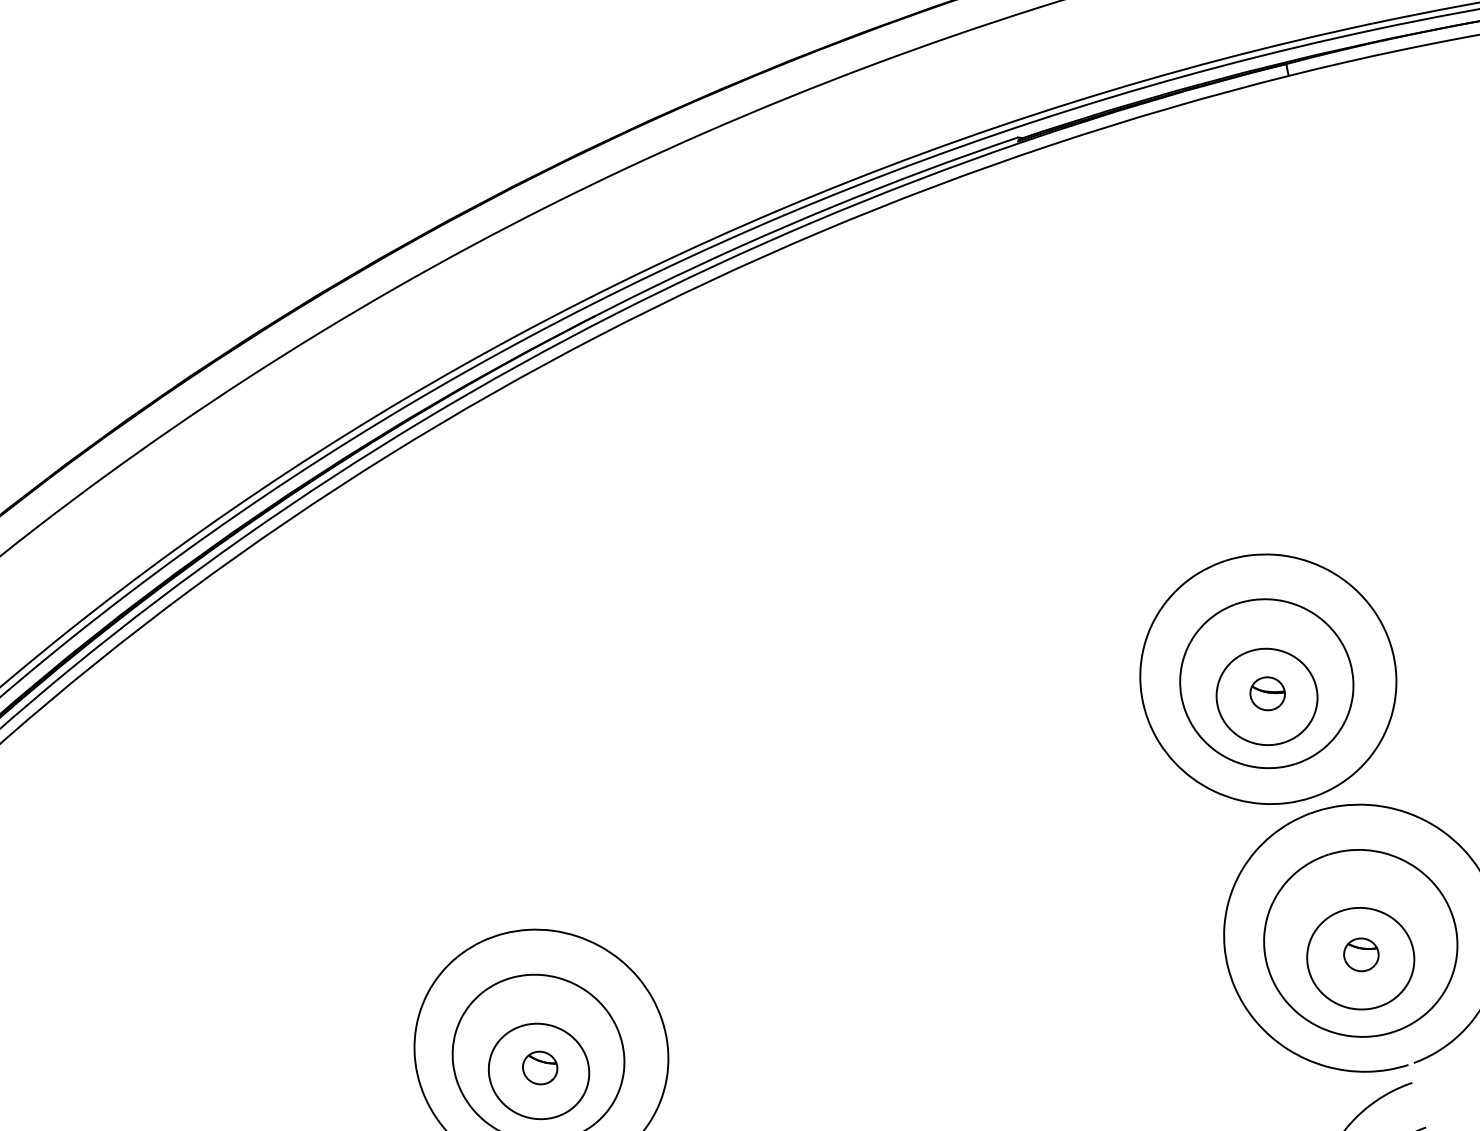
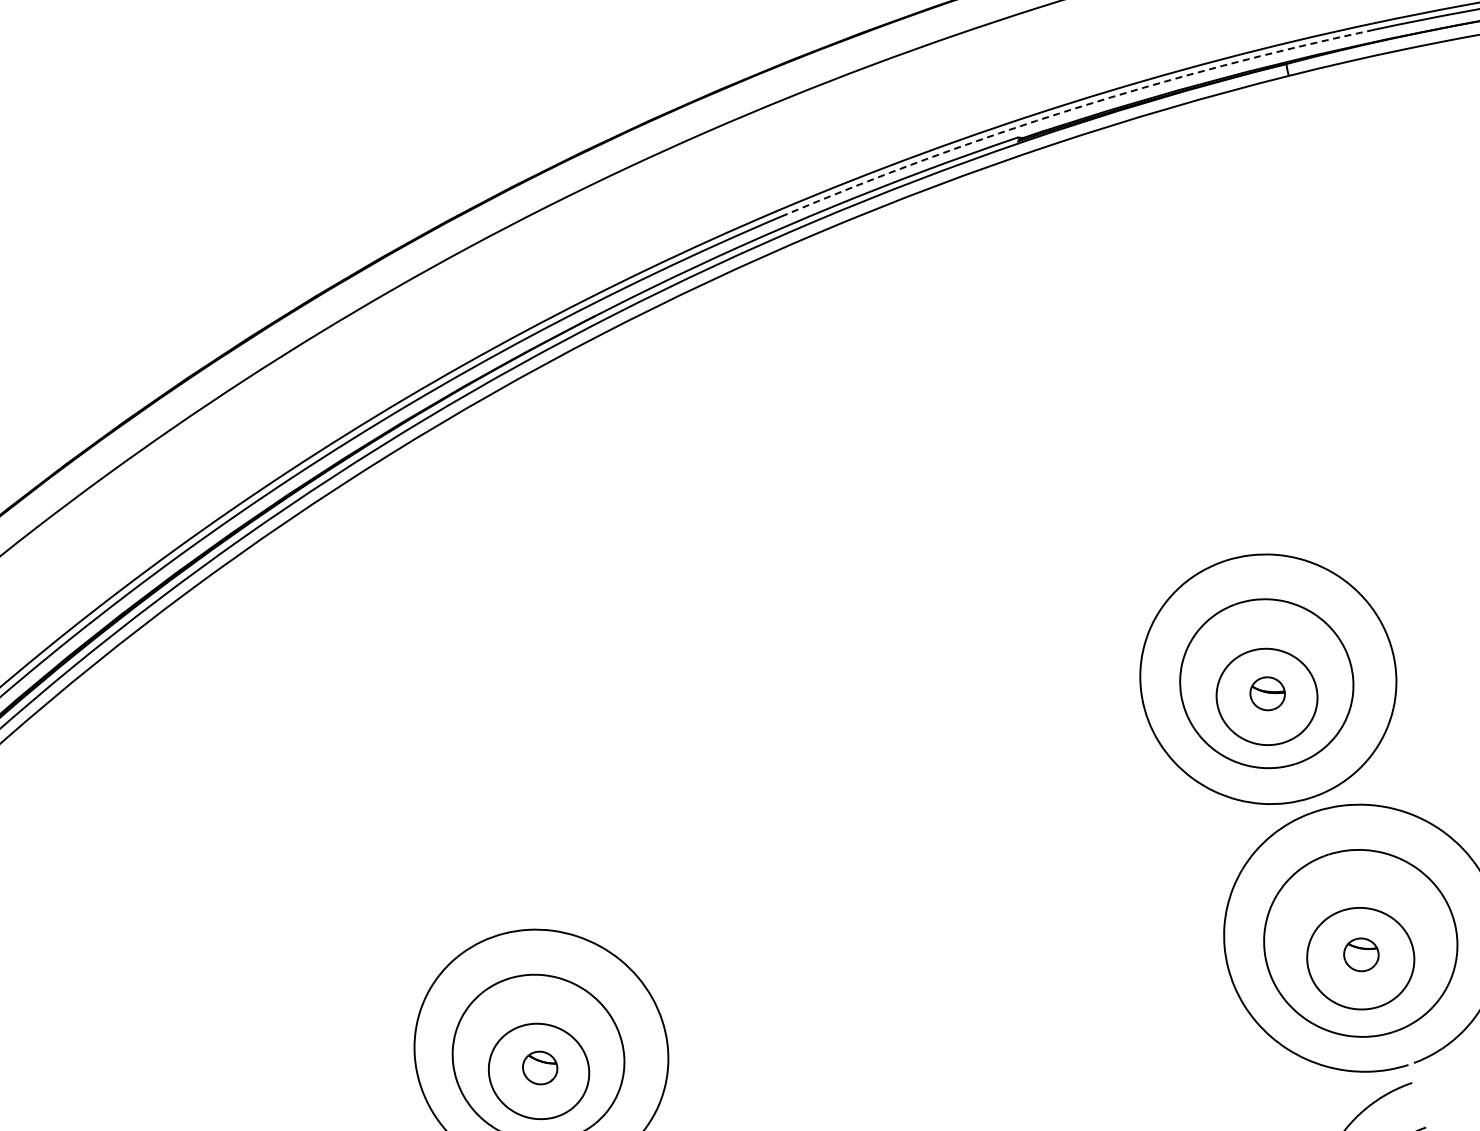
arc: solid -> dashed (1073, 109)
